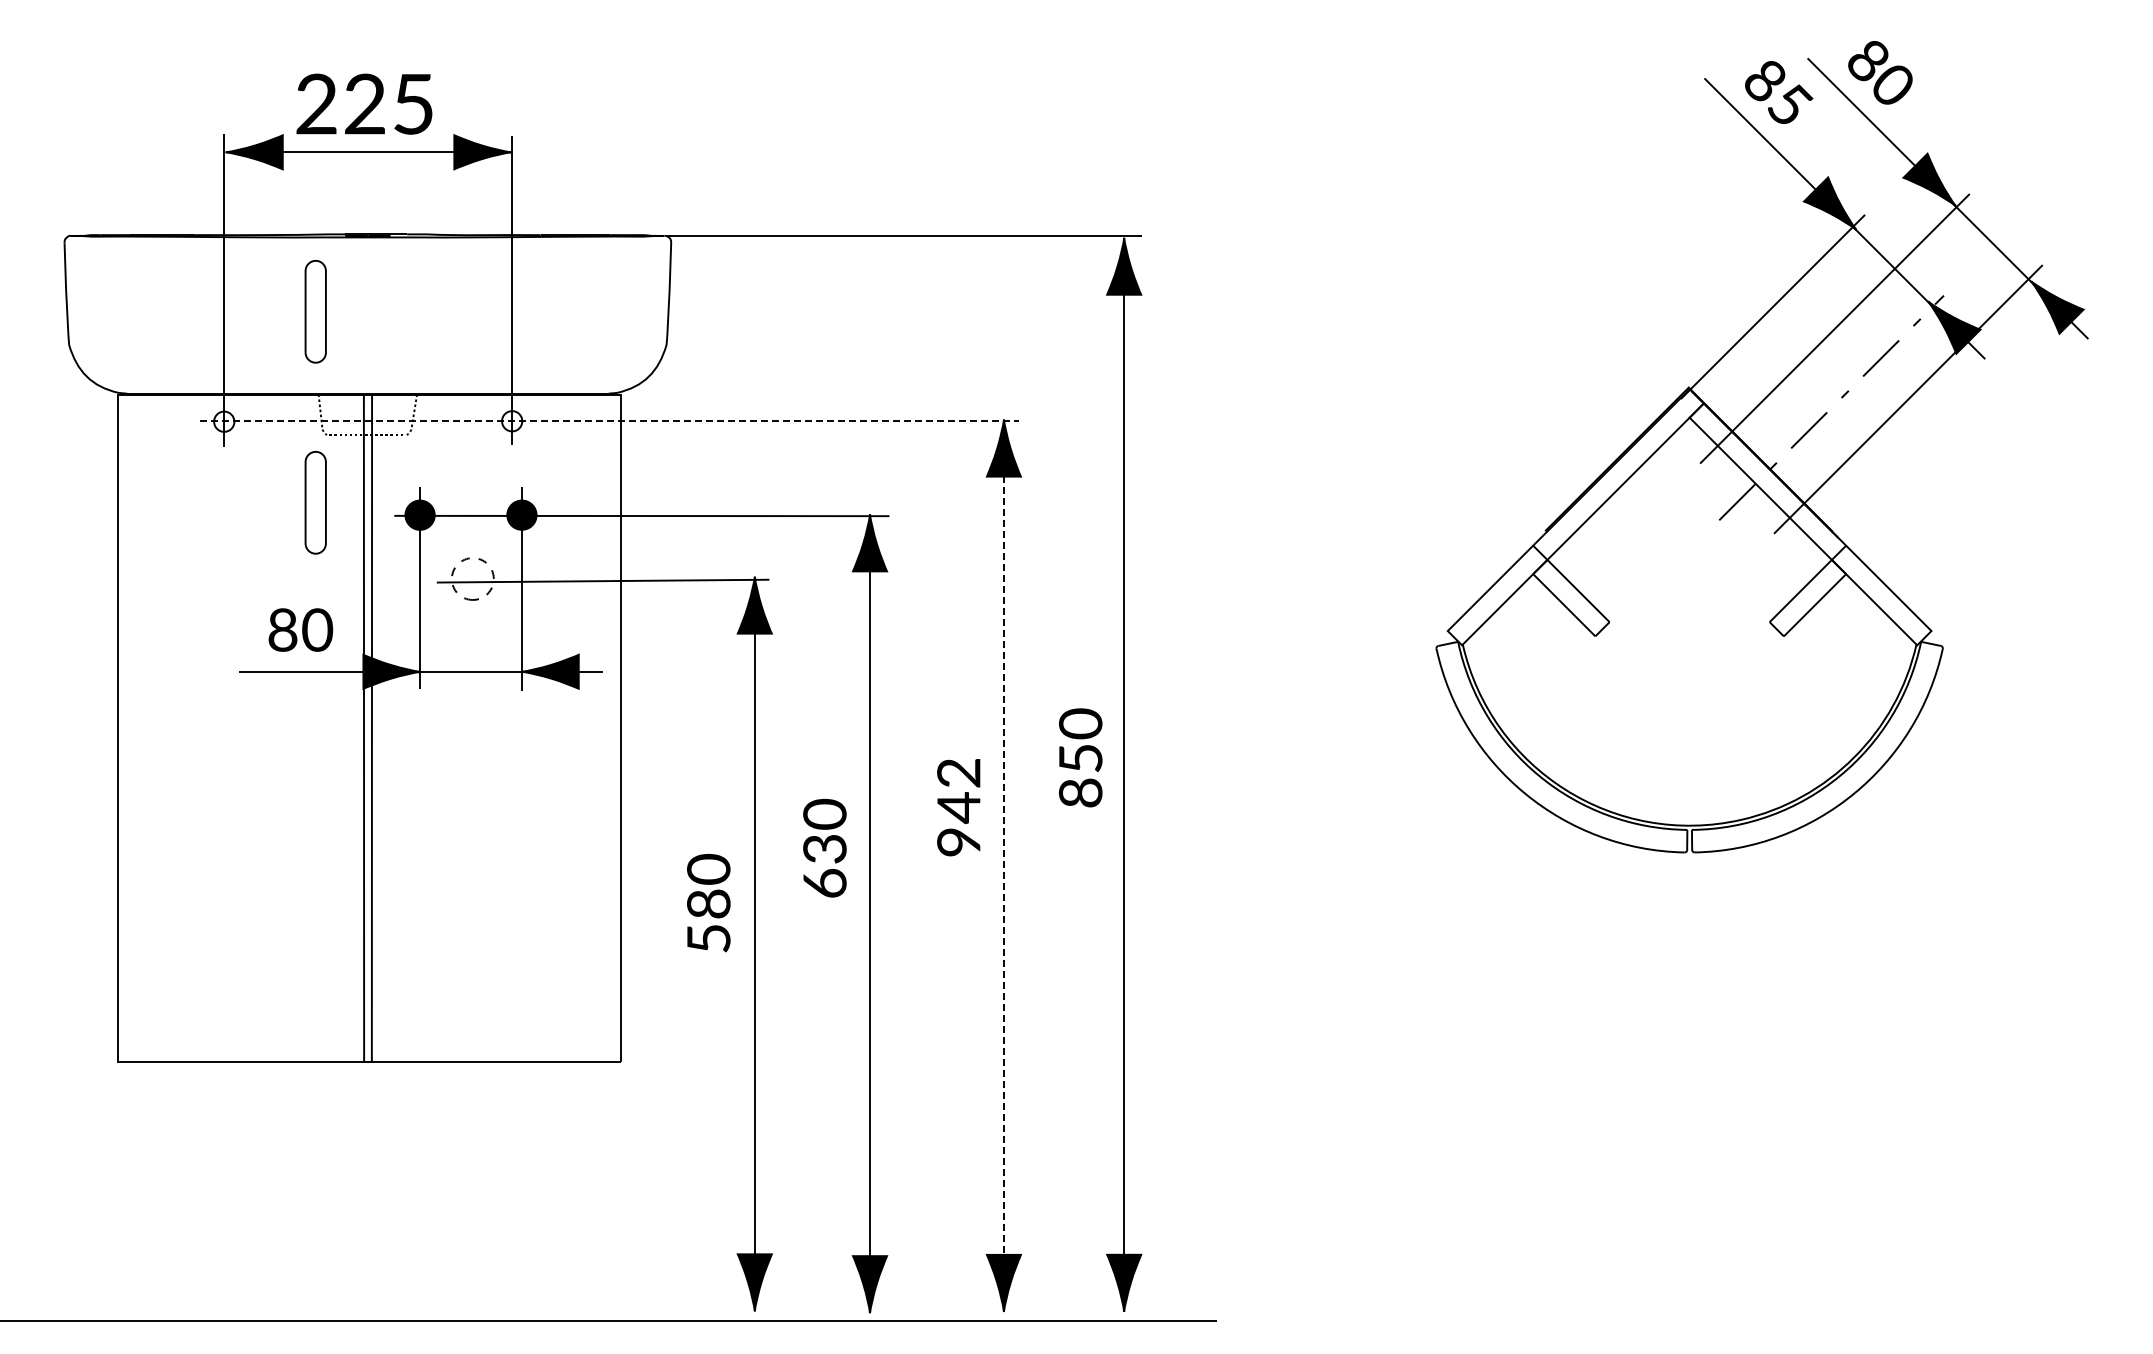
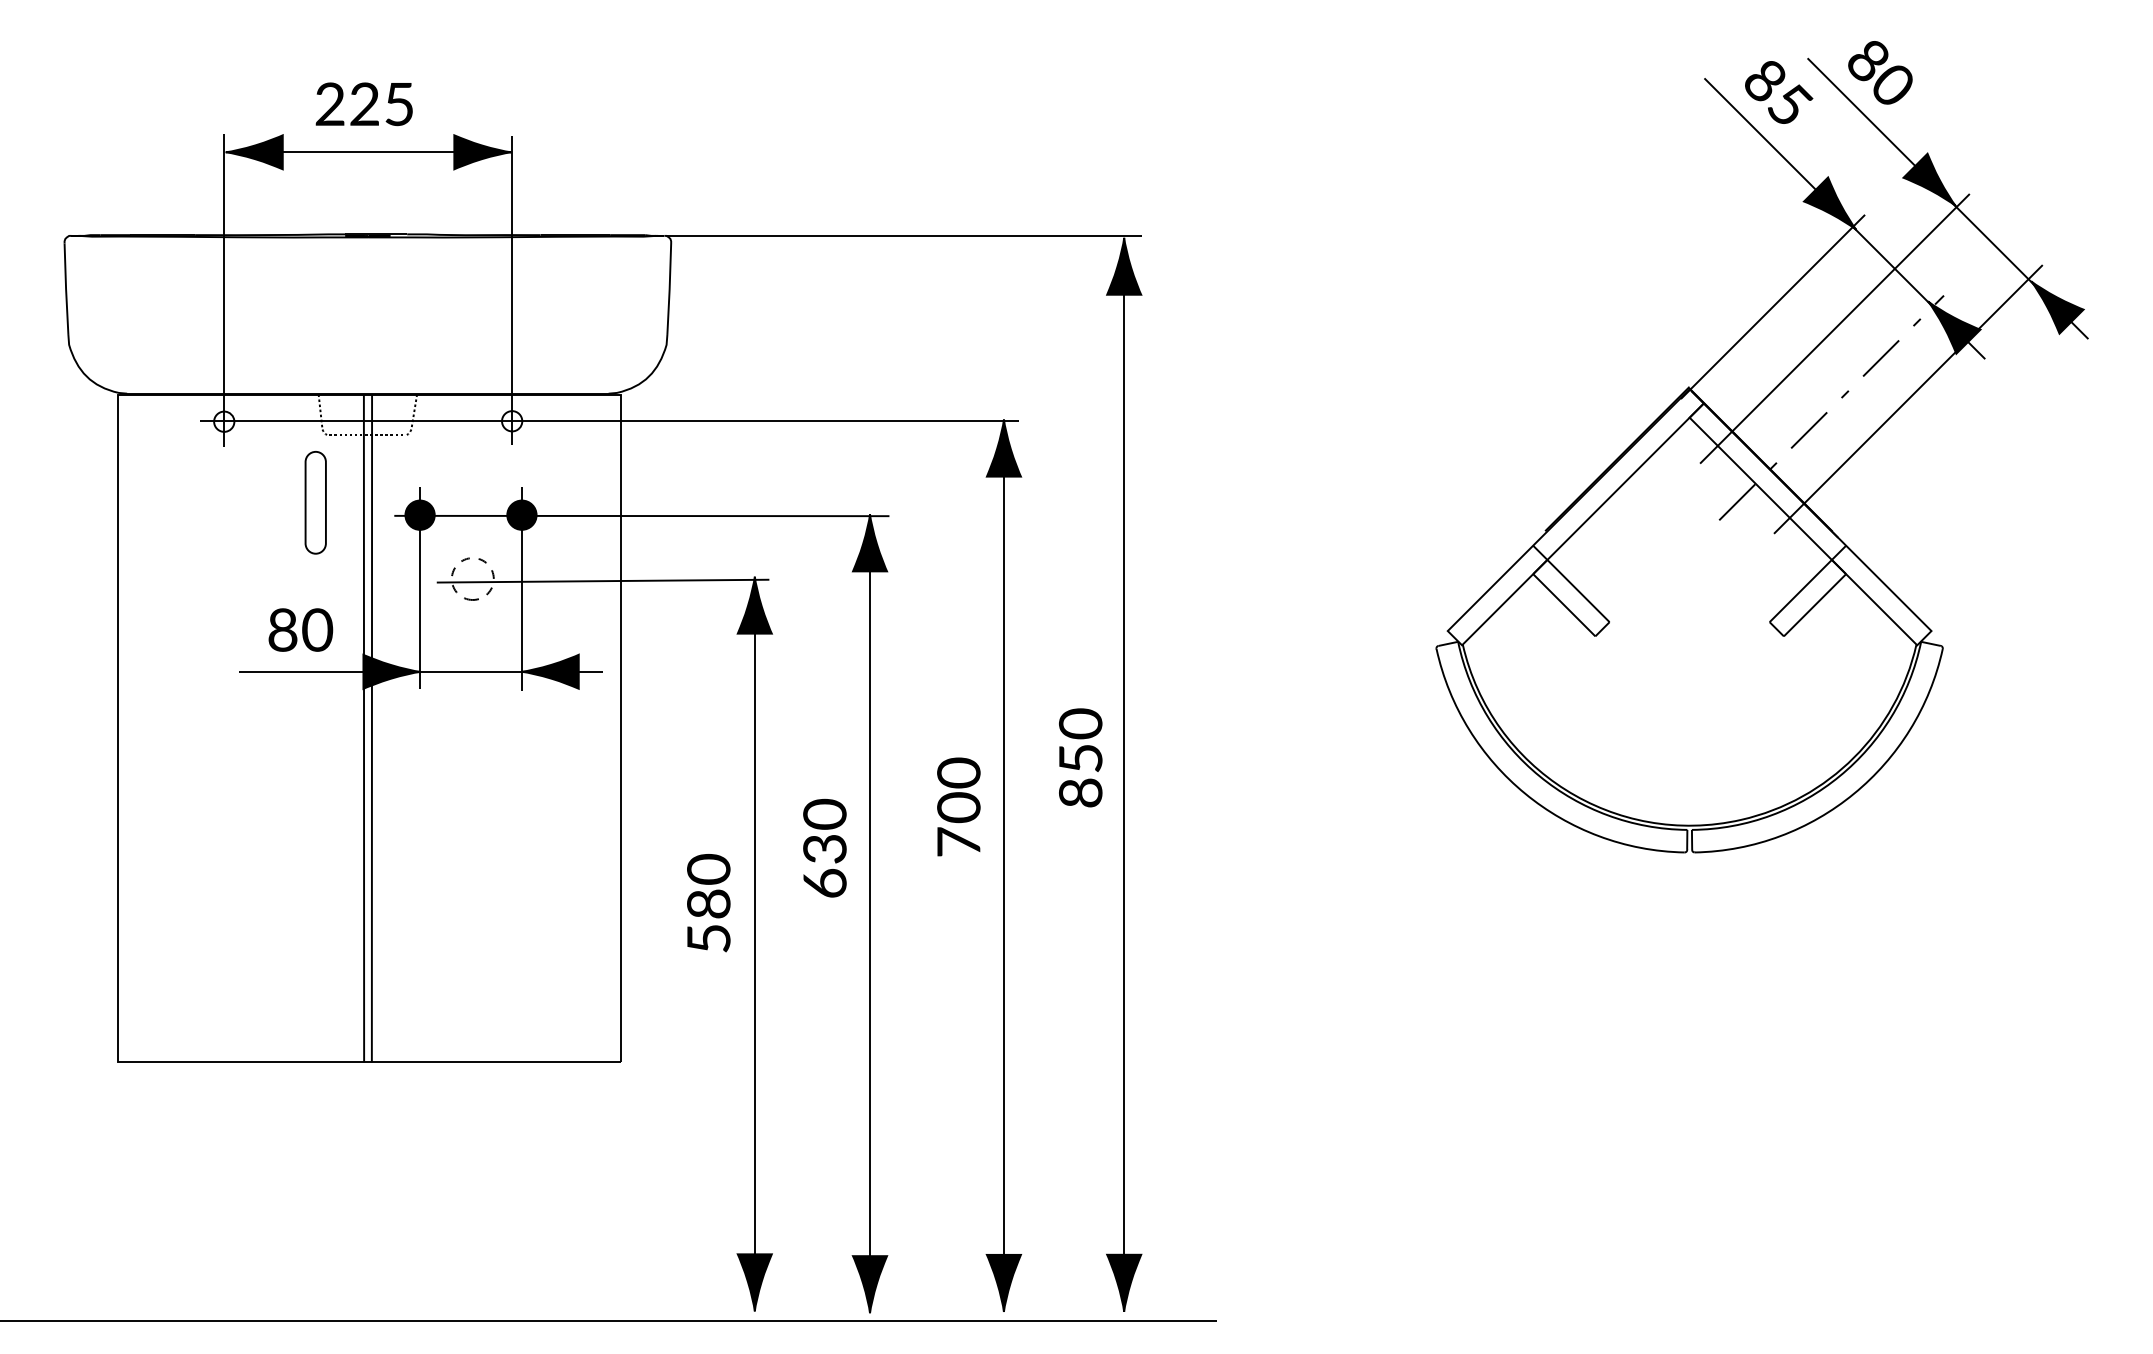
part size: 137x62 px -> 98x45 px (363, 104)
part: present -> none (315, 311)
line: dashed -> solid (609, 421)
text: 942 -> 700 (958, 806)
line: dashed -> solid (1004, 870)
